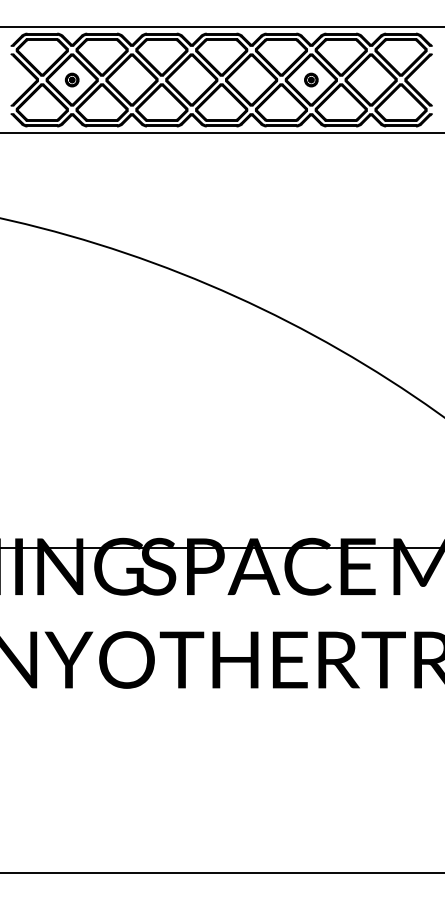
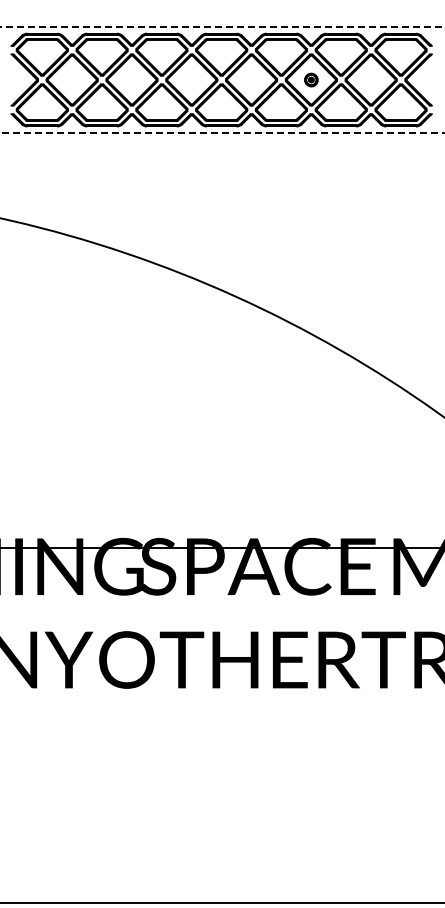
line: solid -> dashed (221, 27)
part: present -> none (71, 79)
line: solid -> dashed (222, 132)
line position: (221, 872) -> (221, 902) (221, 902)
